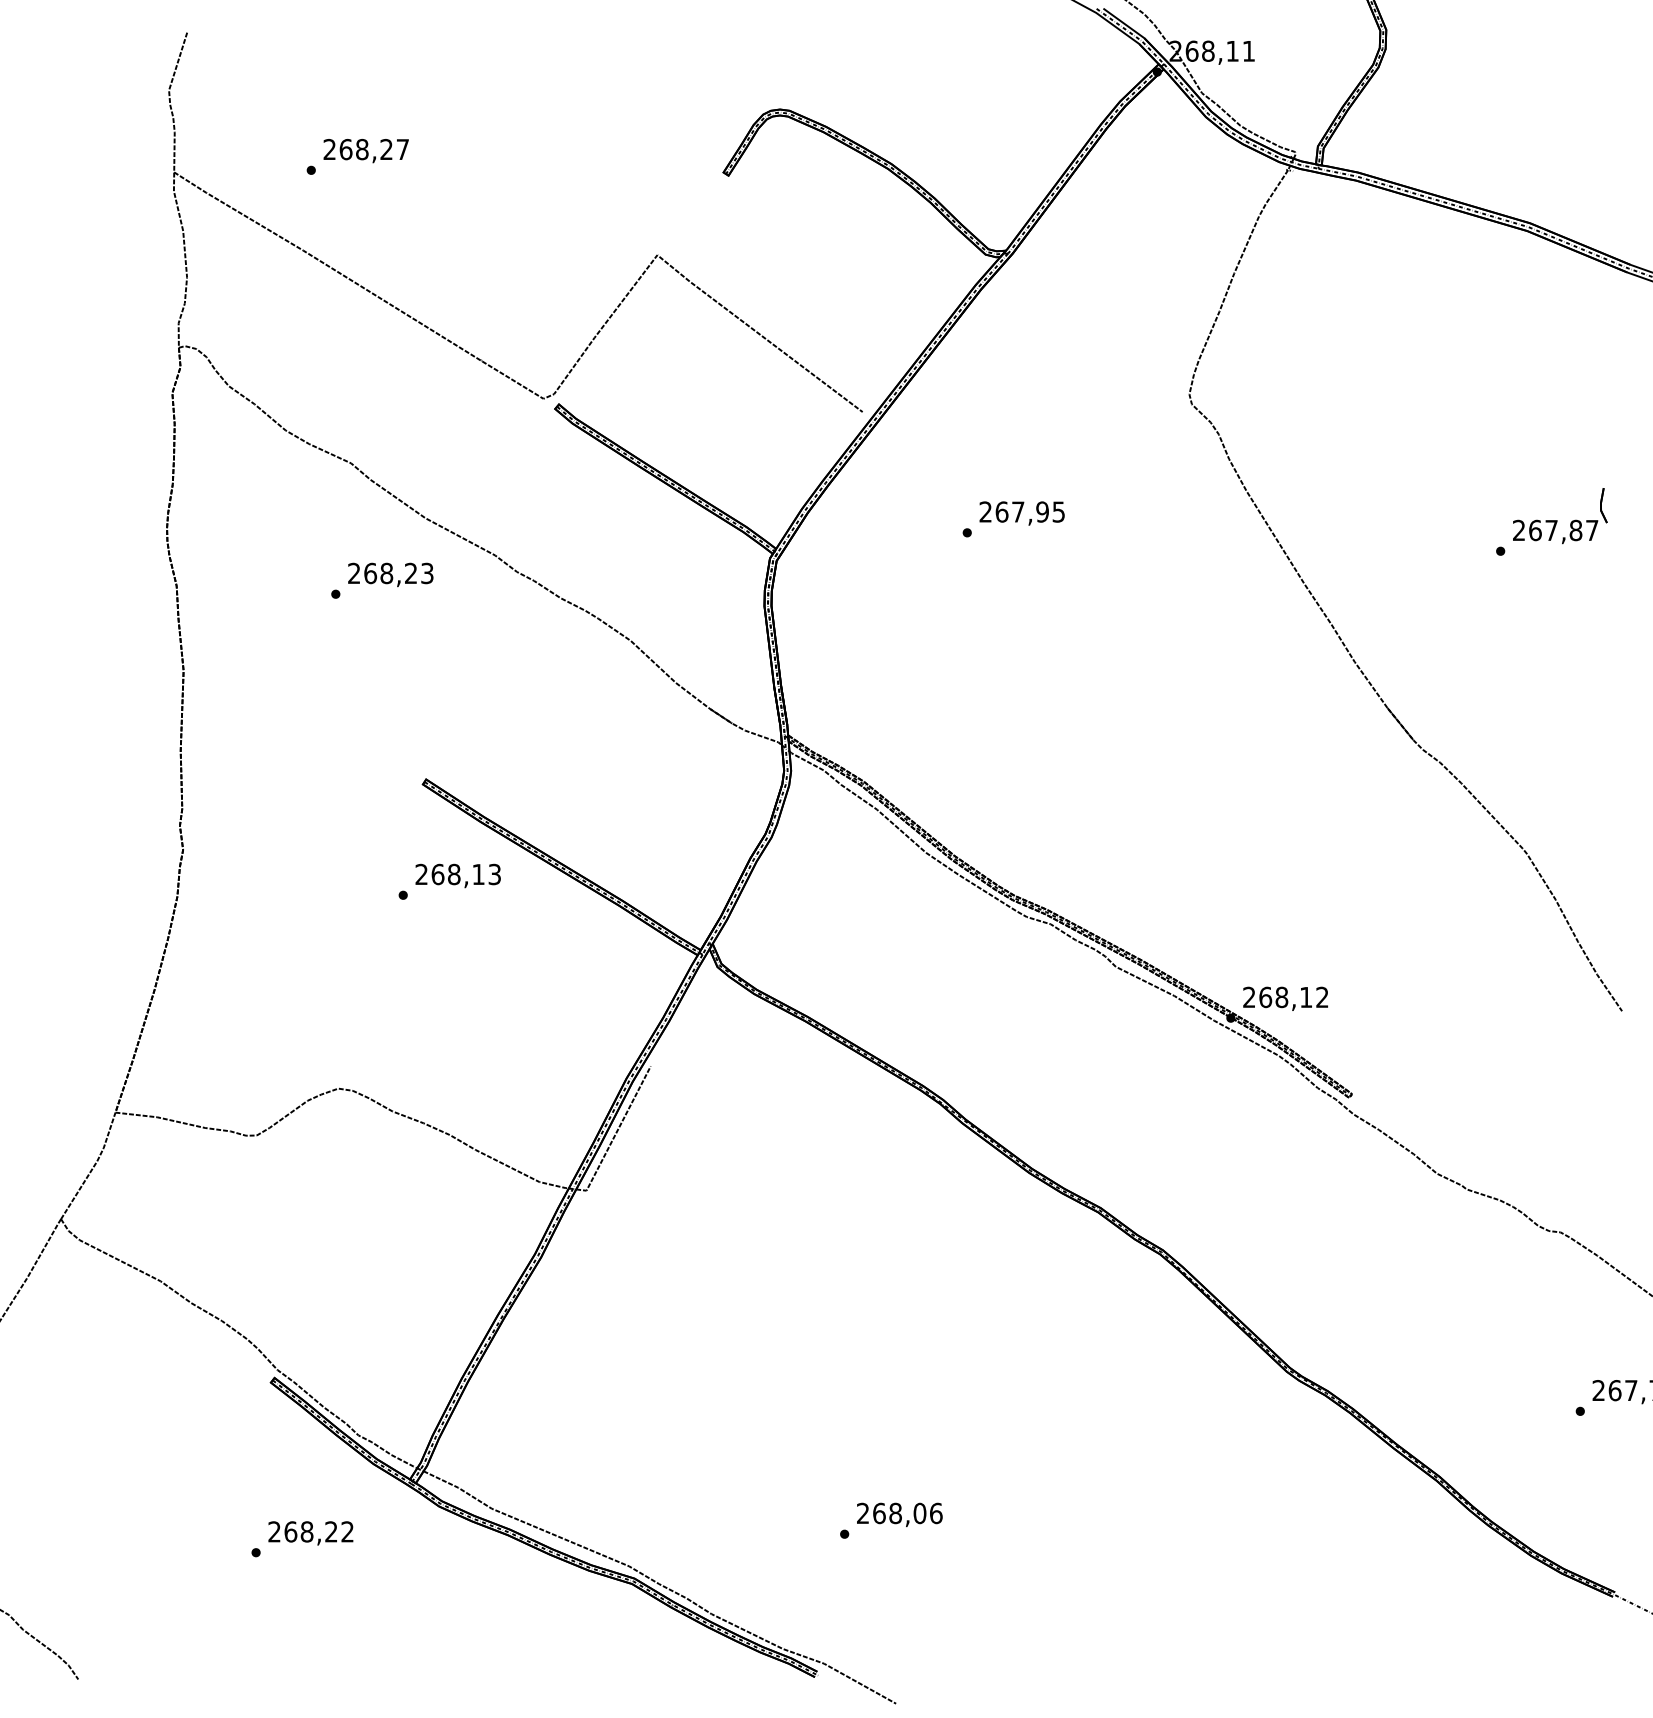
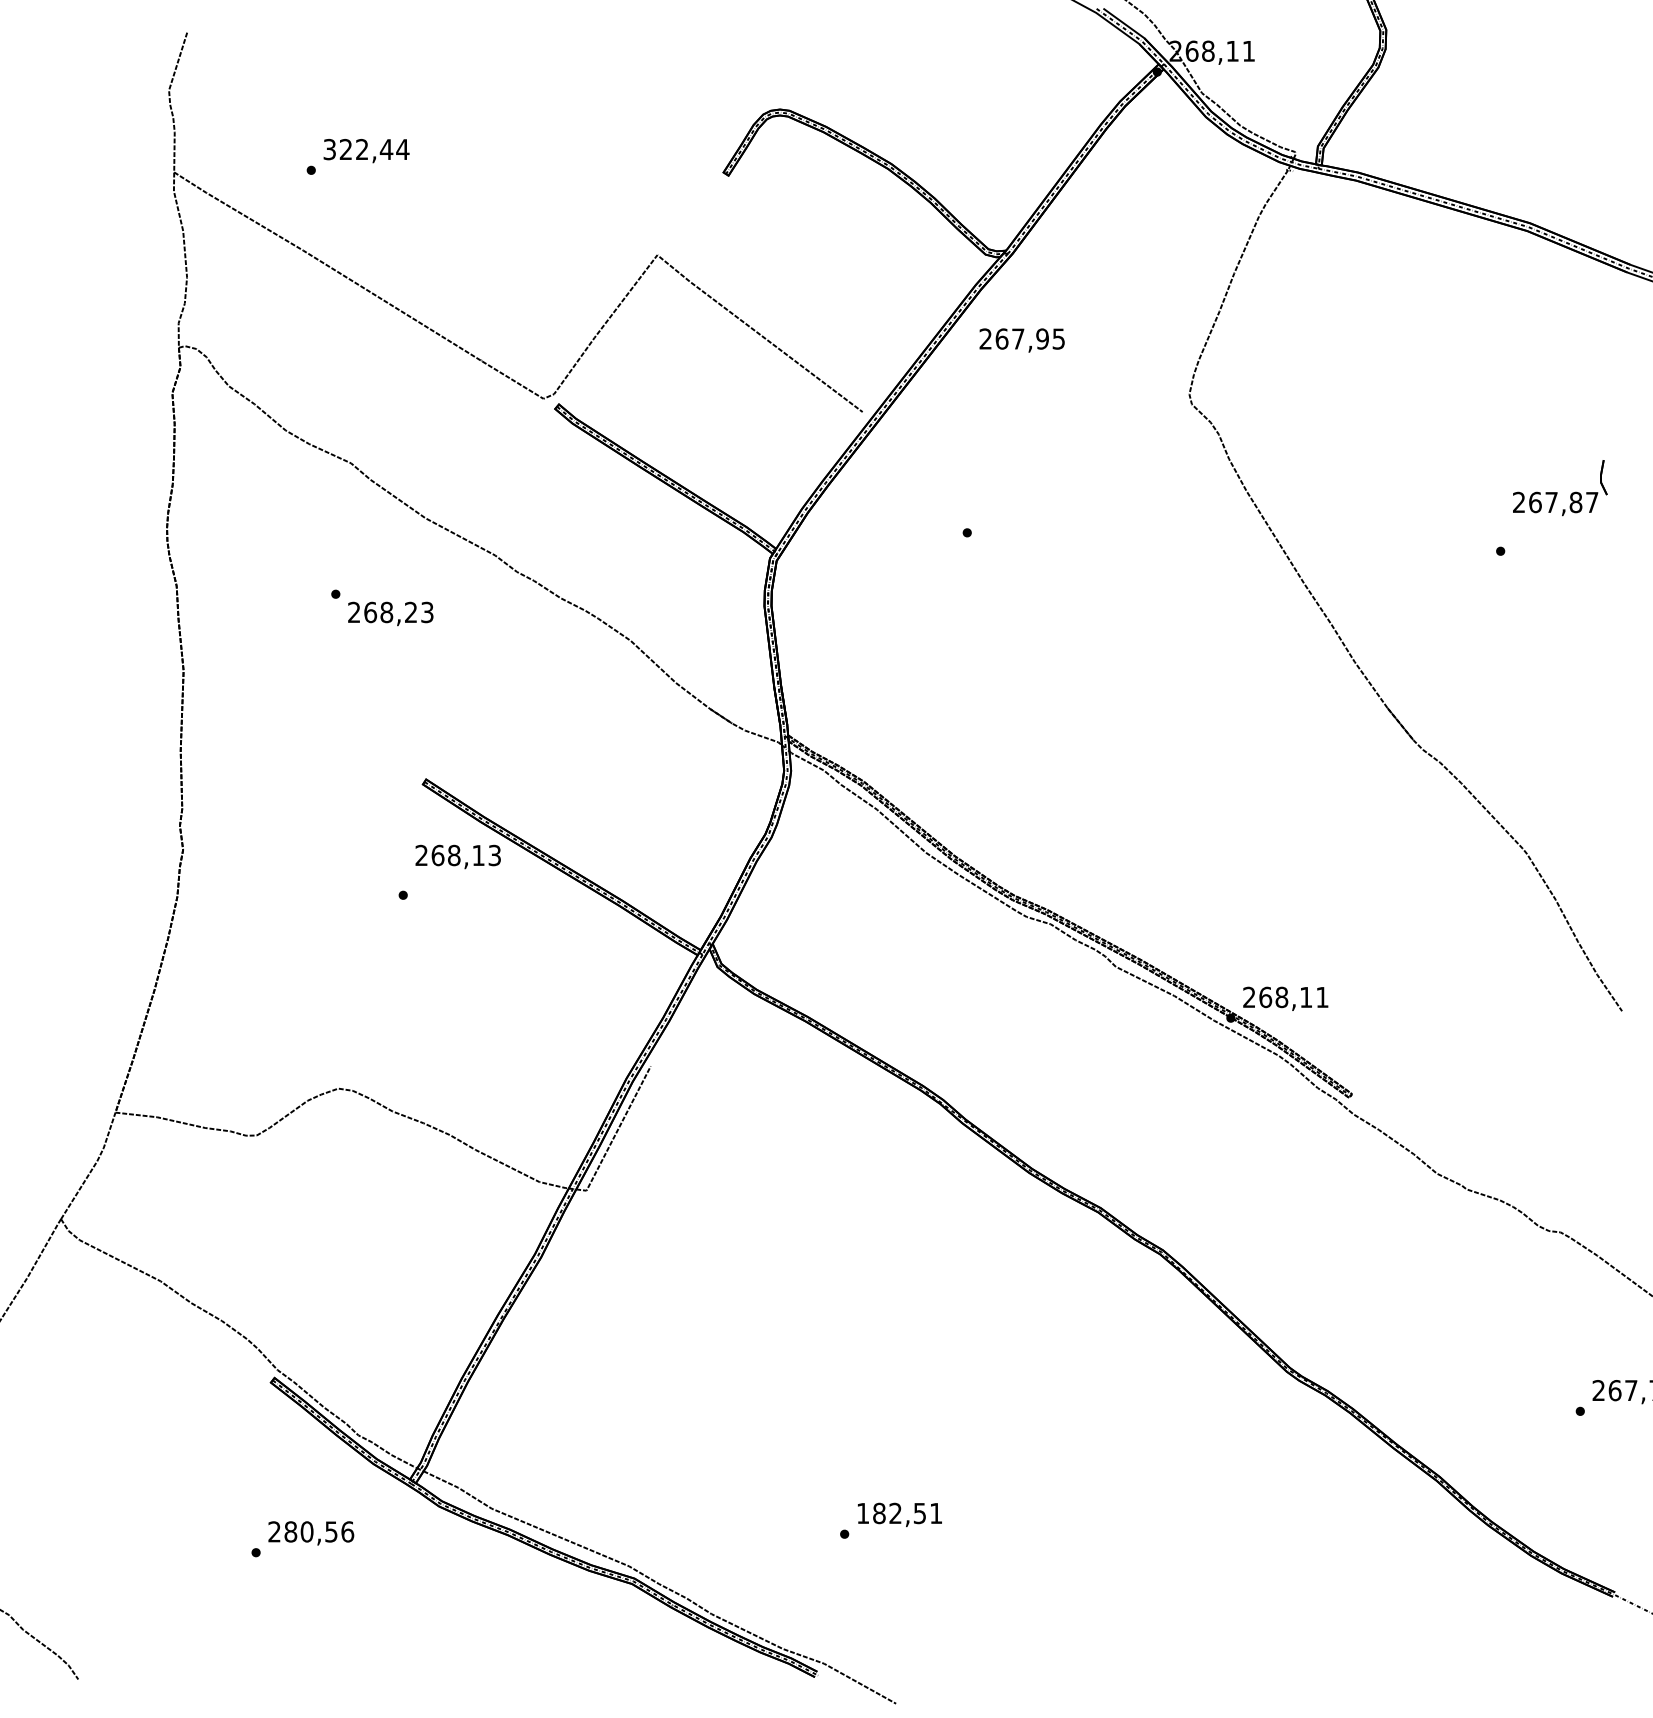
text: 268,27 -> 322,44 (366, 149)
text position: (1021, 513) -> (1021, 340) (1021, 340)
part position: (1560, 516) -> (1560, 488) (1560, 488)
text position: (390, 574) -> (390, 613) (390, 613)
text position: (457, 875) -> (457, 856) (457, 856)
text: 268,12 -> 268,11 (1322, 996)
text: 268,06 -> 182,51 (899, 1513)
text: 268,22 -> 280,56 (319, 1531)
